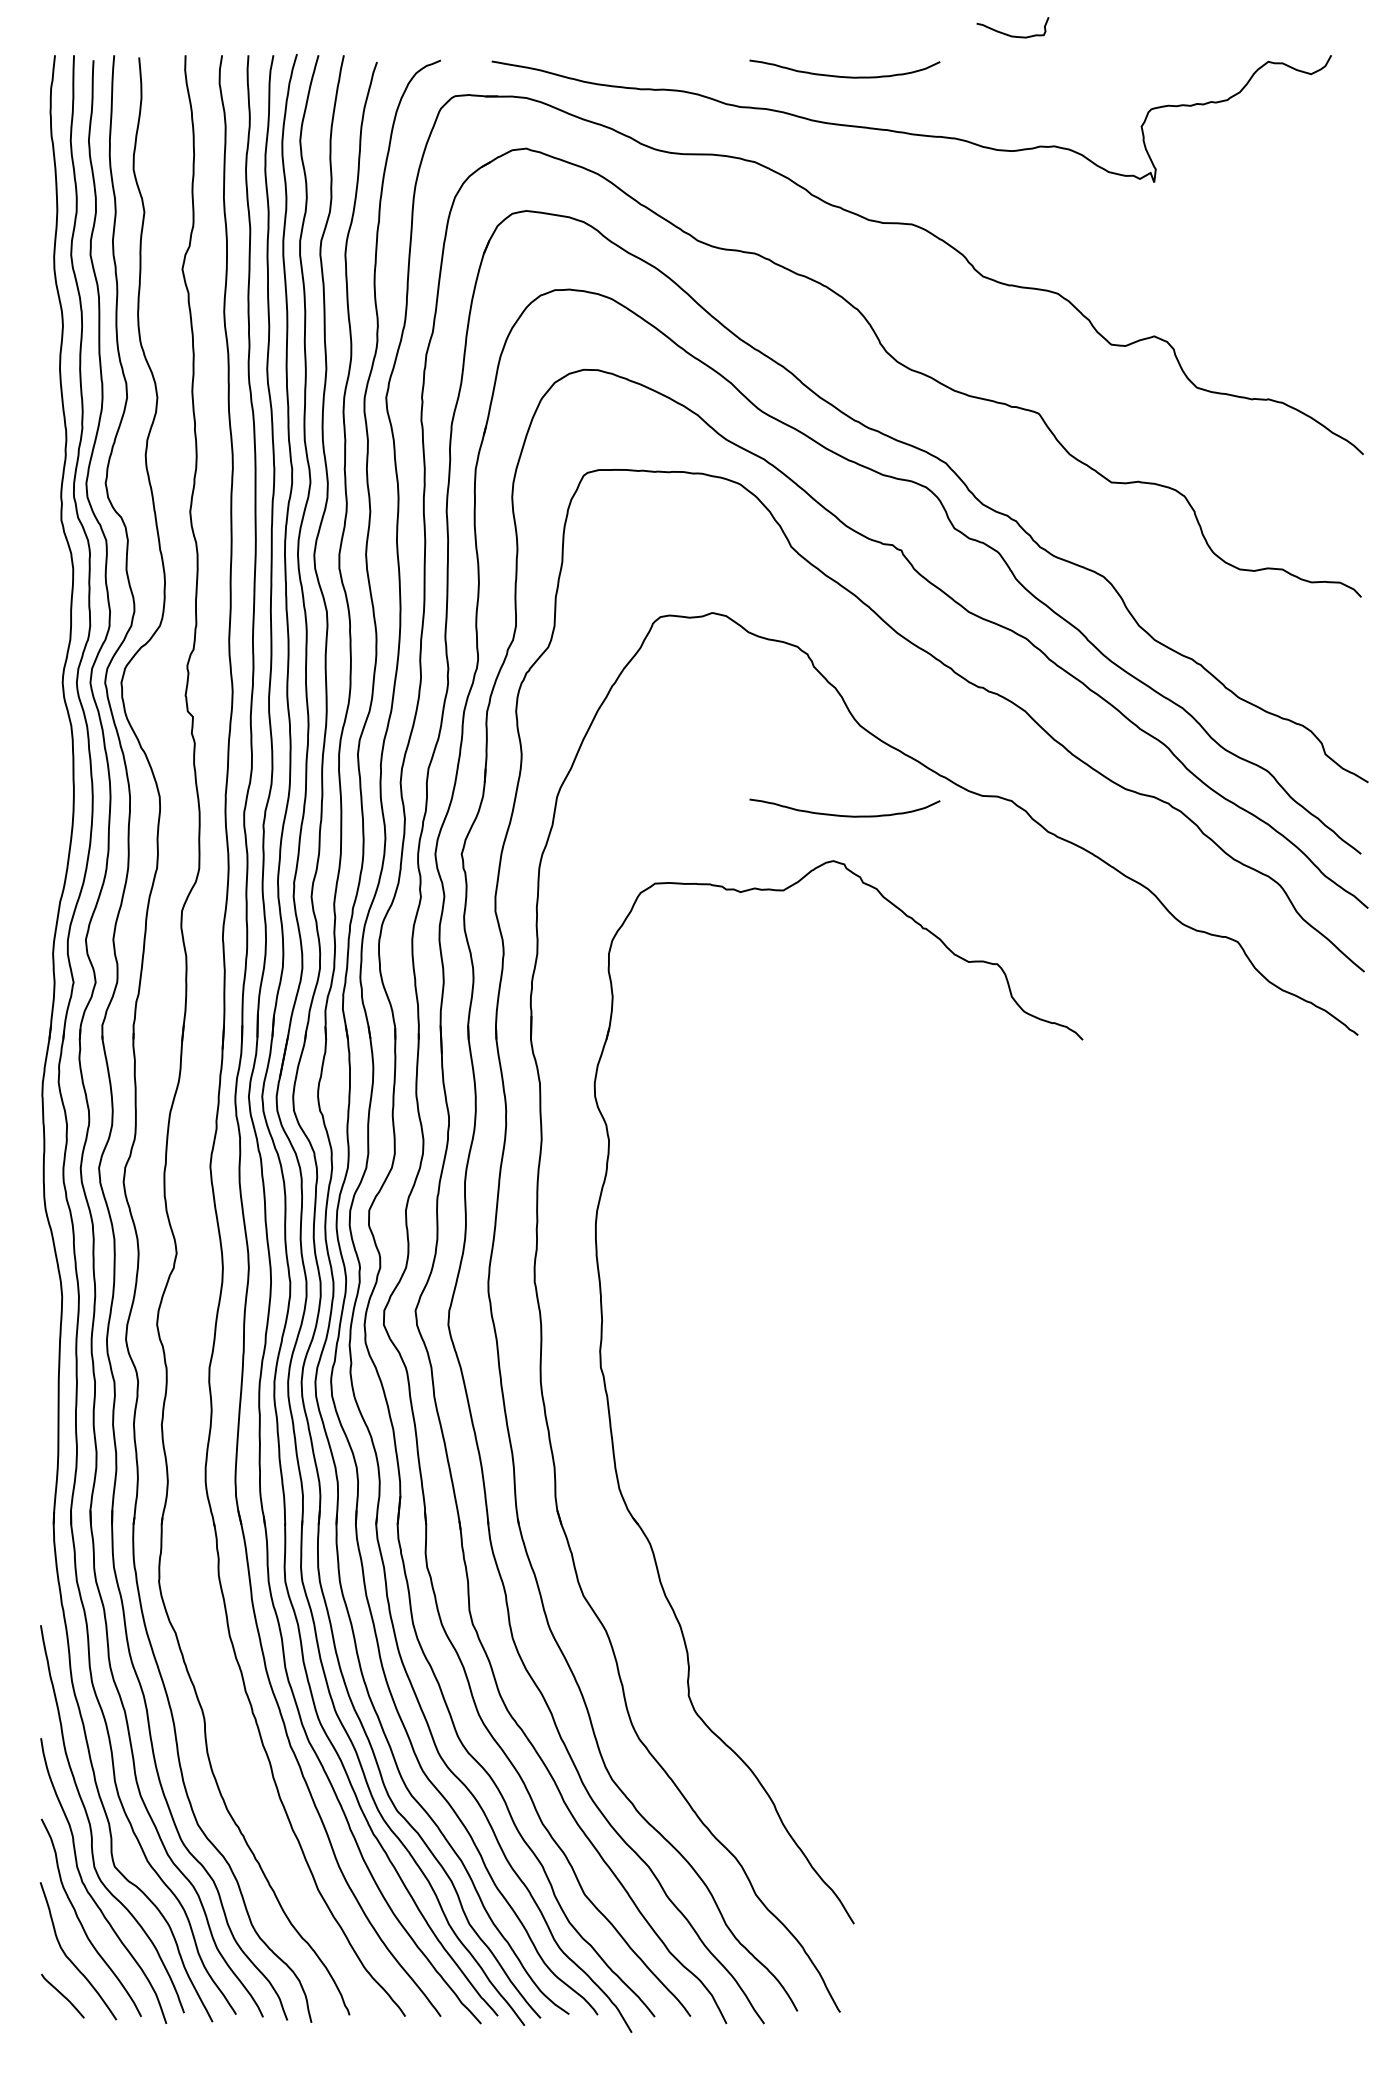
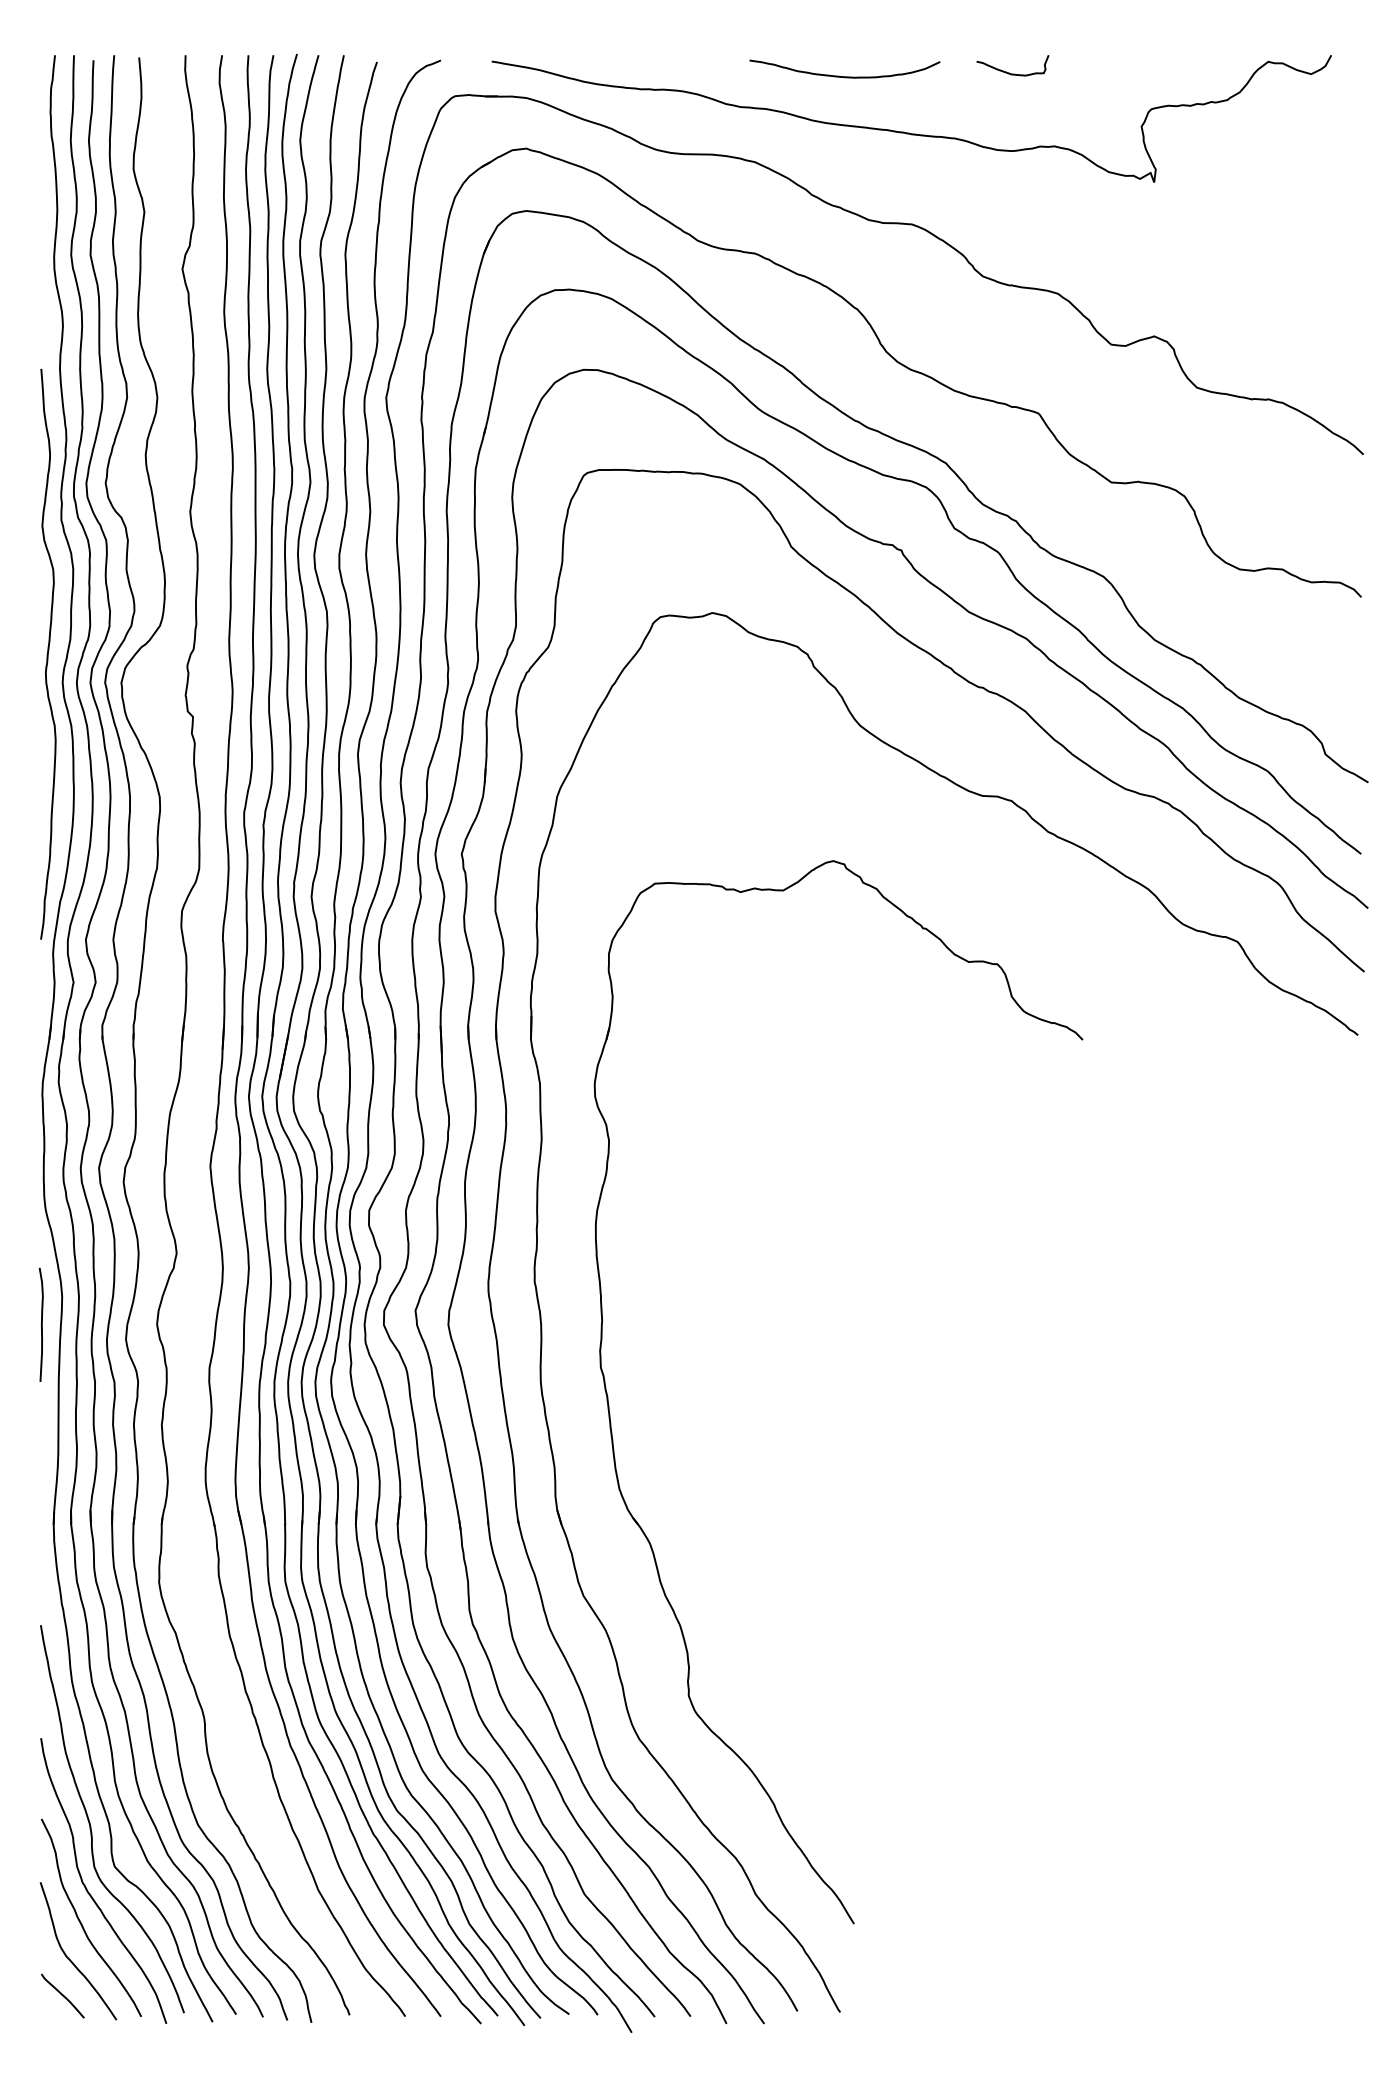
curve position: (1009, 34) -> (1009, 72) (1009, 72)
curve: none -> present (48, 653)
curve: present -> none (844, 815)
curve: none -> present (41, 1324)
